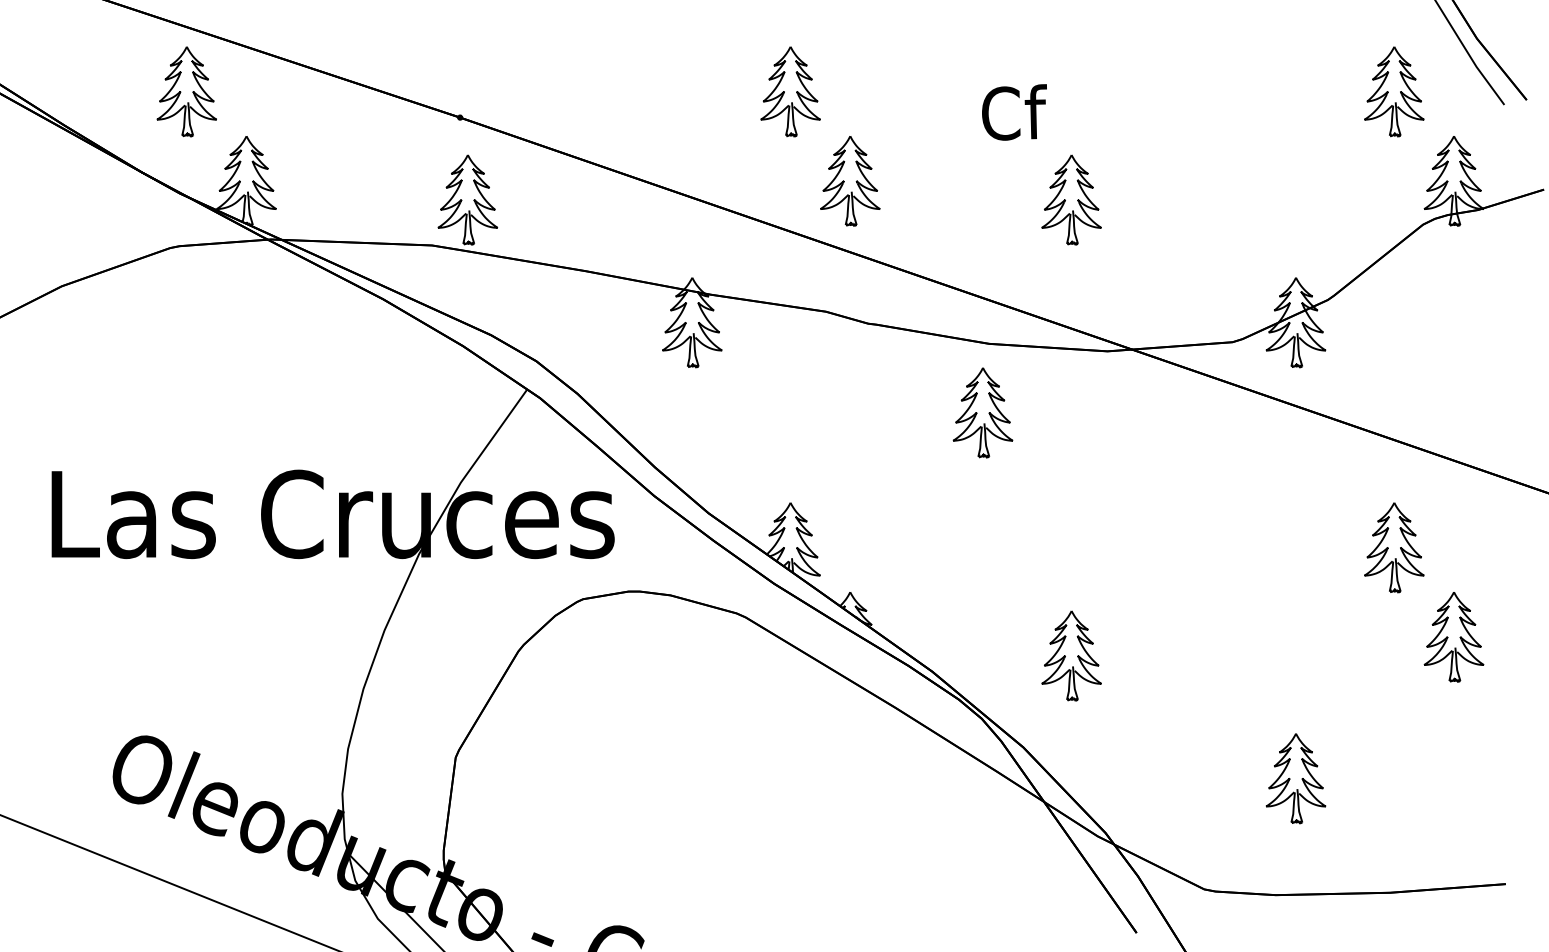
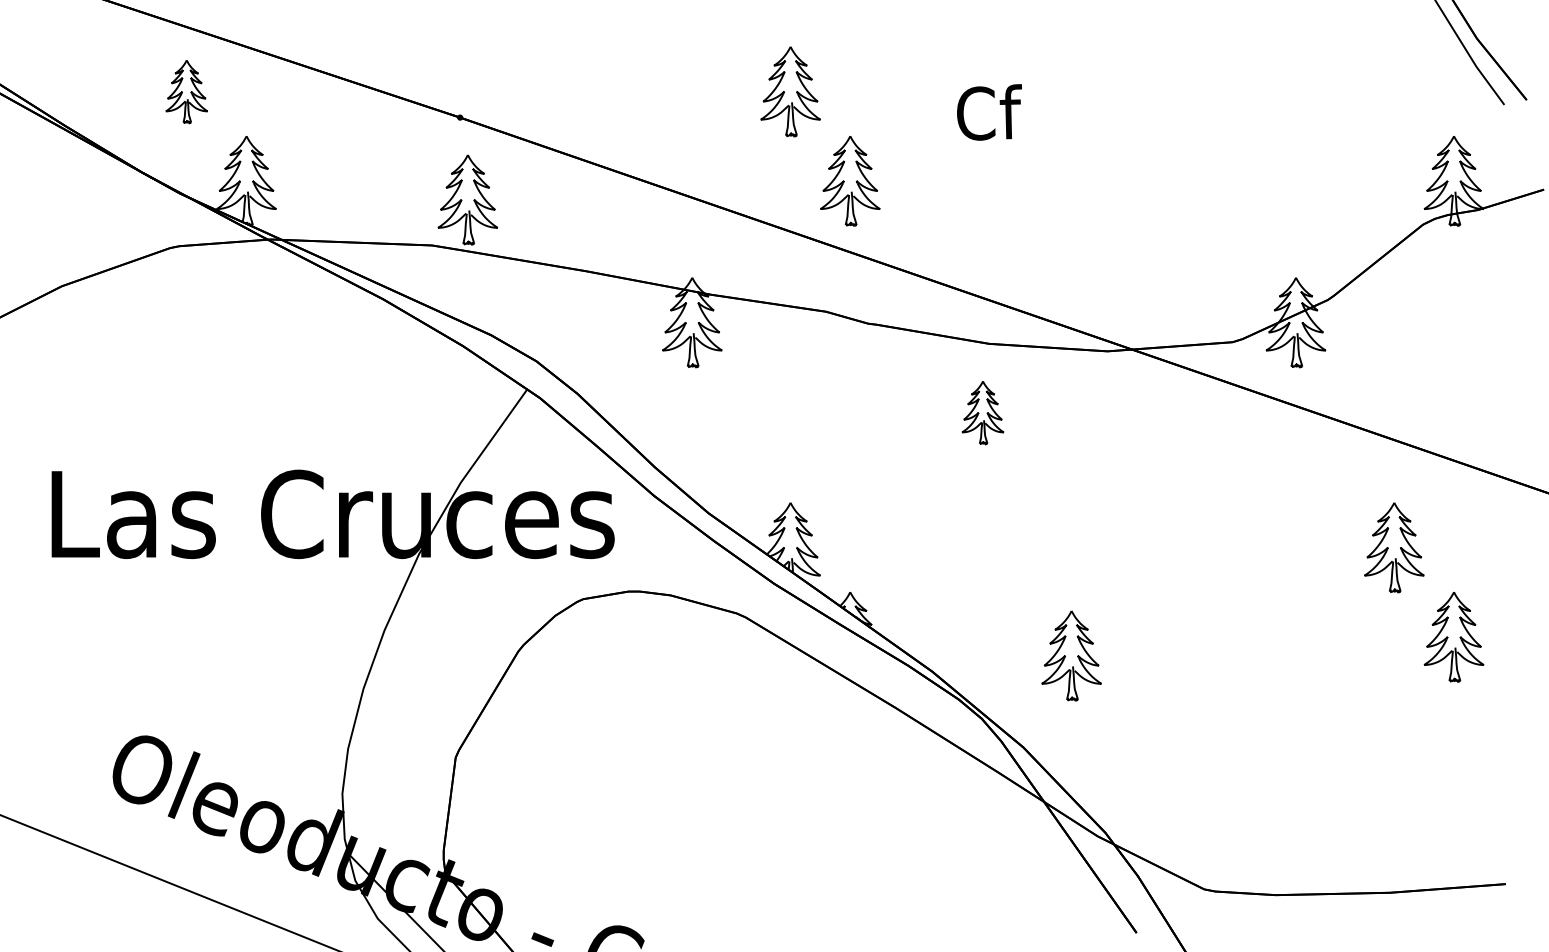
part size: 61x92 px -> 43x65 px (186, 92)
part: present -> none (1394, 91)
text position: (1014, 112) -> (989, 112) (989, 112)
part: present -> none (1071, 199)
part size: 62x92 px -> 44x65 px (982, 413)
part: present -> none (1296, 778)
